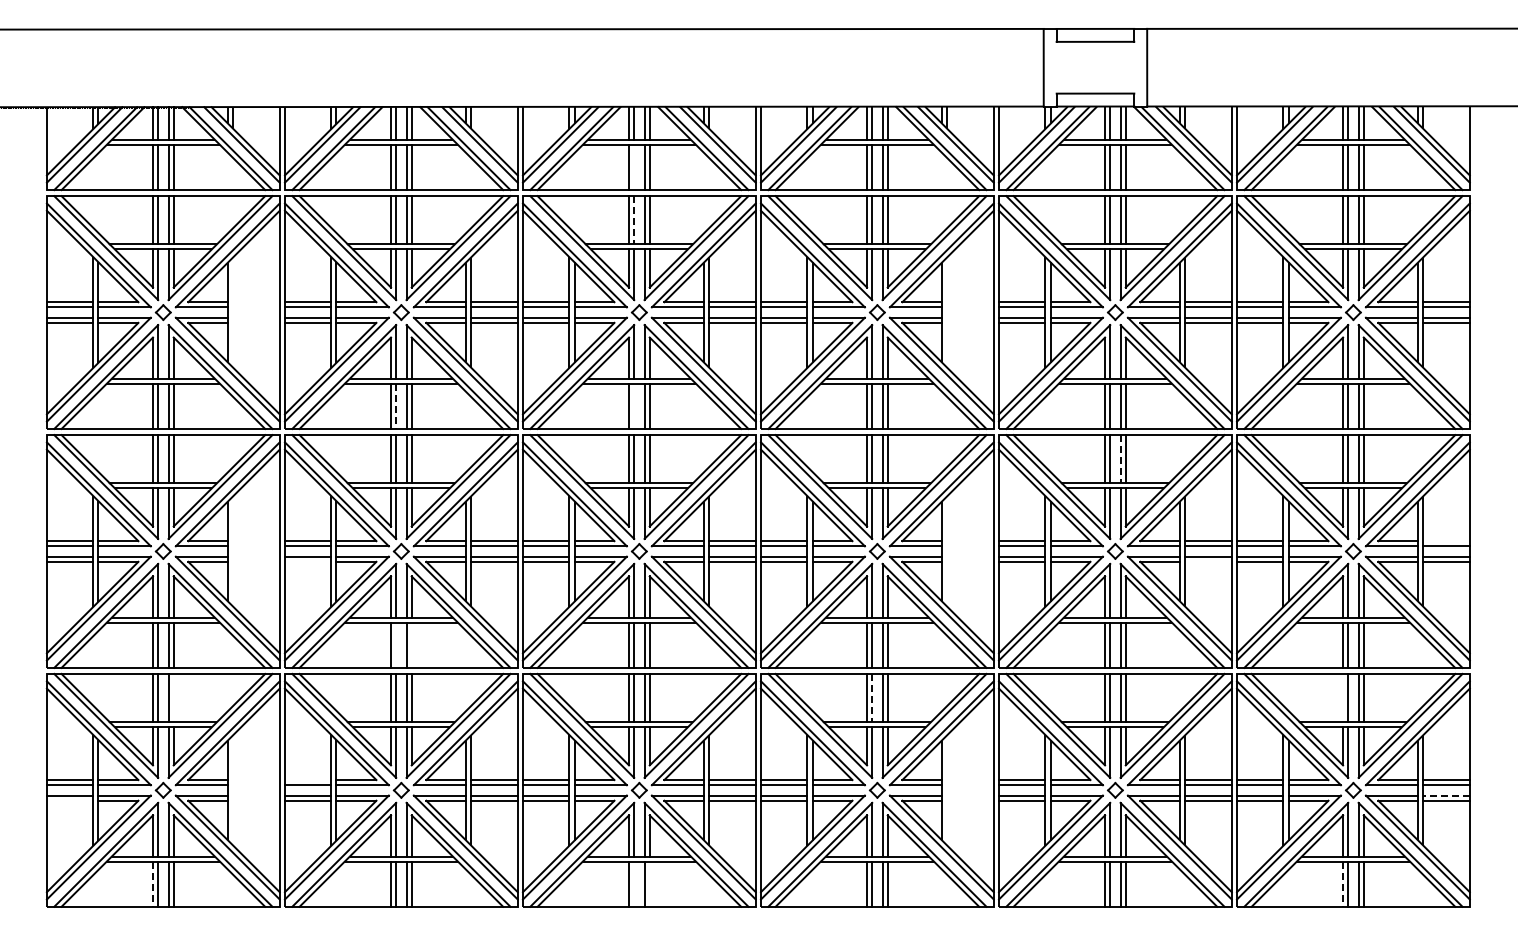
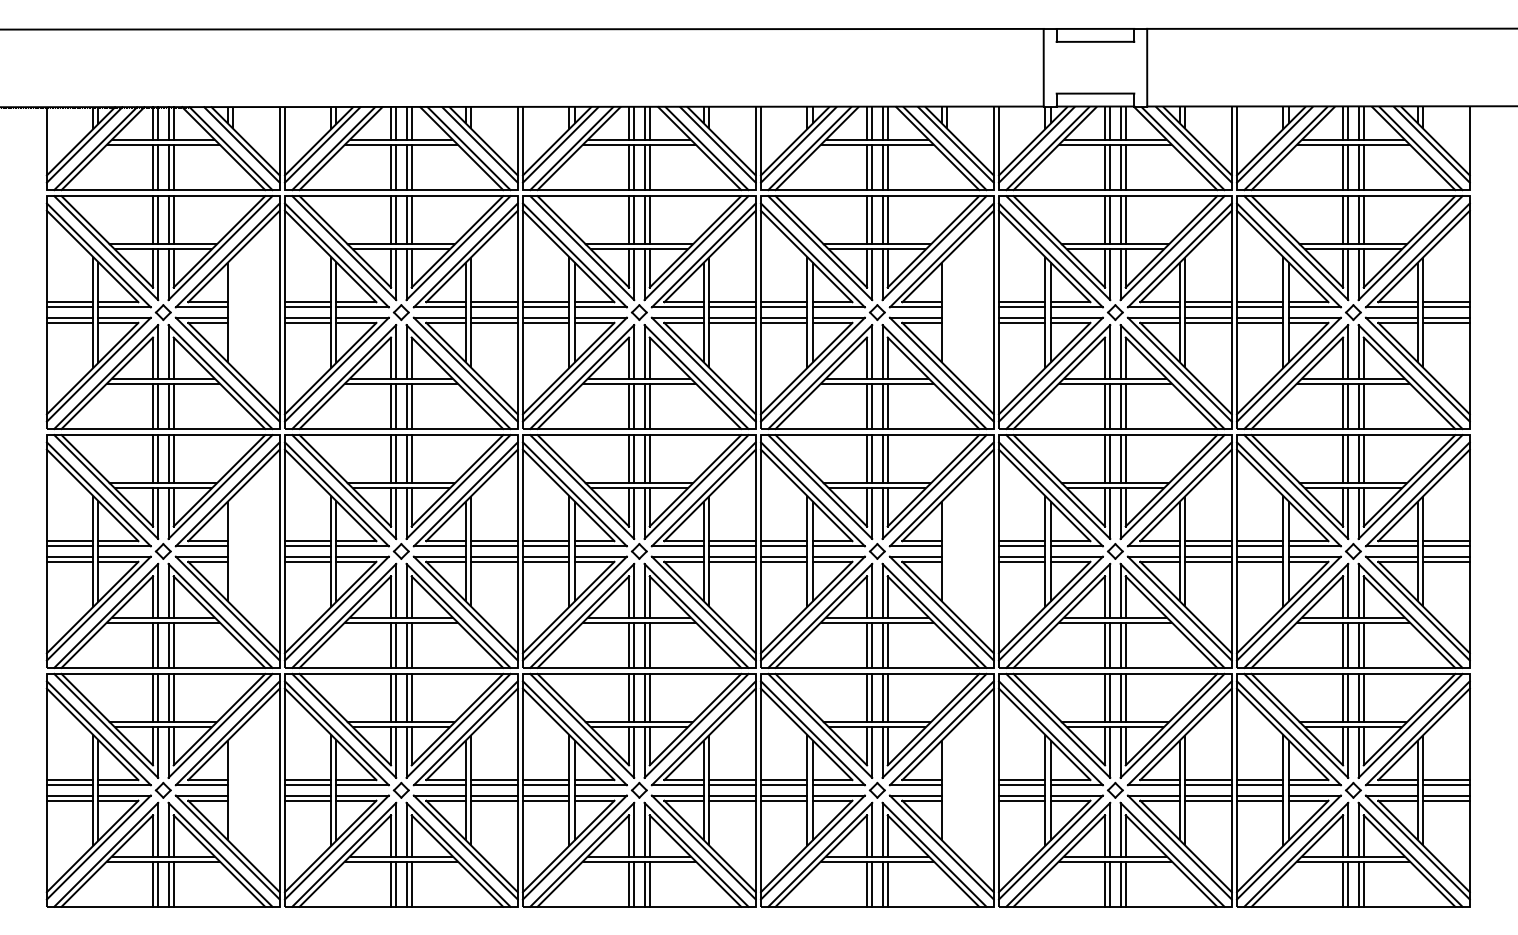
line: none -> present (634, 167)
line: dashed -> solid (634, 220)
line: dashed -> solid (396, 406)
line: none -> present (634, 406)
line: dashed -> solid (1120, 459)
line: none -> present (1446, 541)
line: none -> present (307, 561)
line: none -> present (1208, 561)
line: none -> present (396, 644)
line: none -> present (411, 644)
line: none -> present (173, 697)
line: none -> present (1343, 697)
line: dashed -> solid (872, 698)
line: none -> present (307, 780)
line: dashed -> solid (1445, 795)
line: none -> present (69, 800)
line: none -> present (634, 883)
line: none -> present (649, 883)
line: dashed -> solid (153, 884)
line: dashed -> solid (1343, 884)
